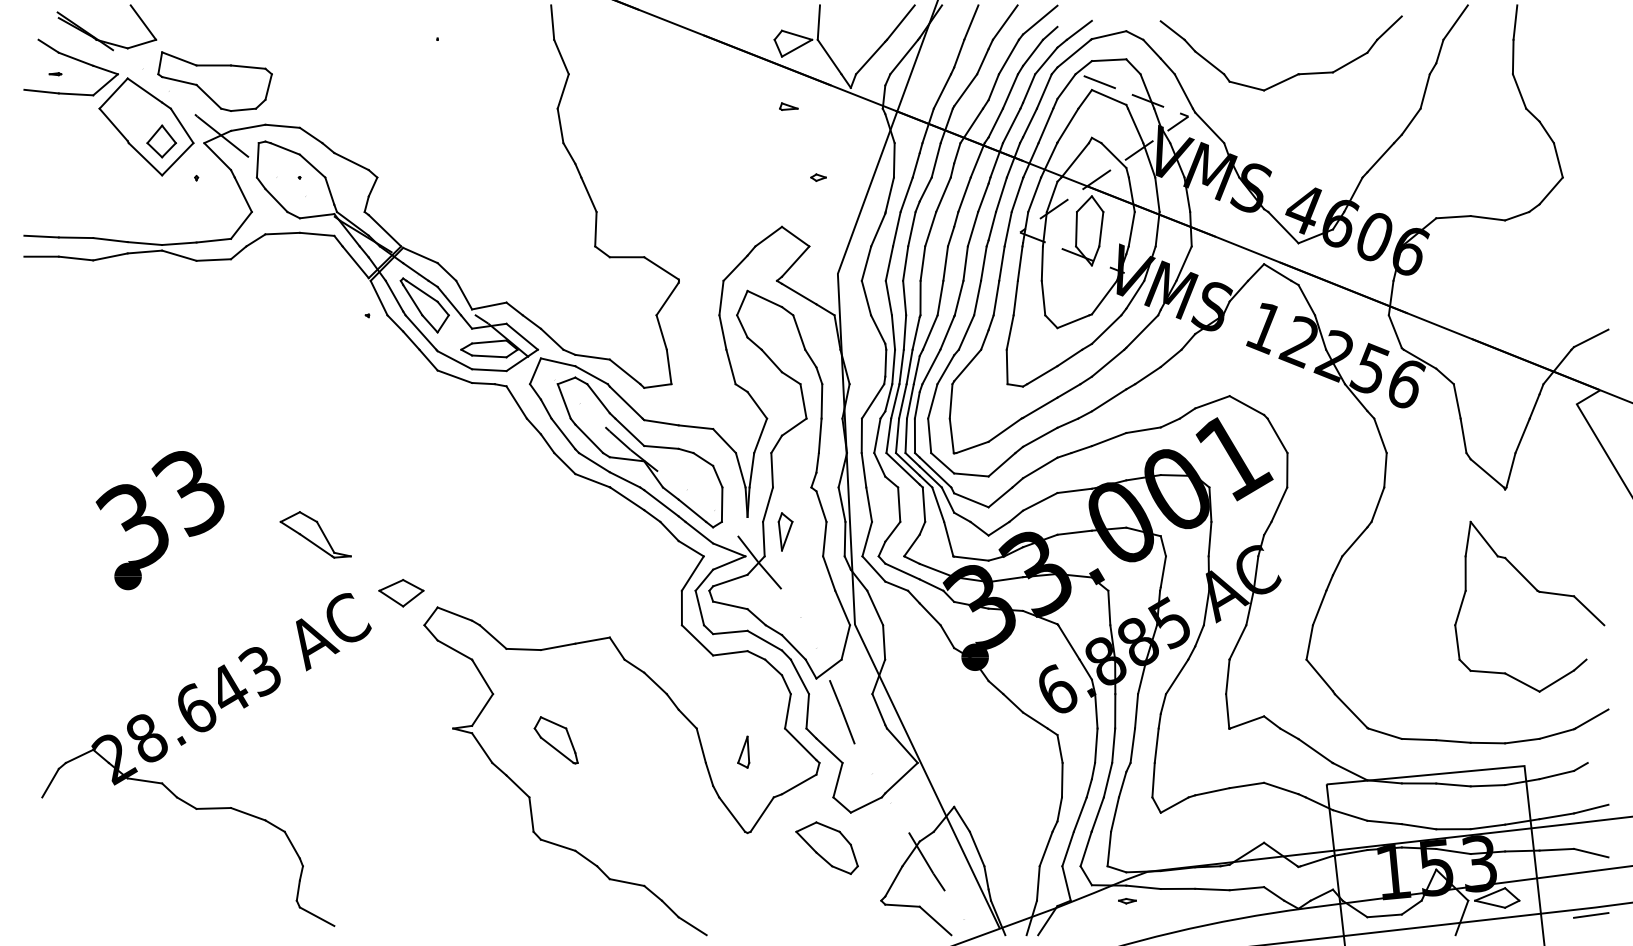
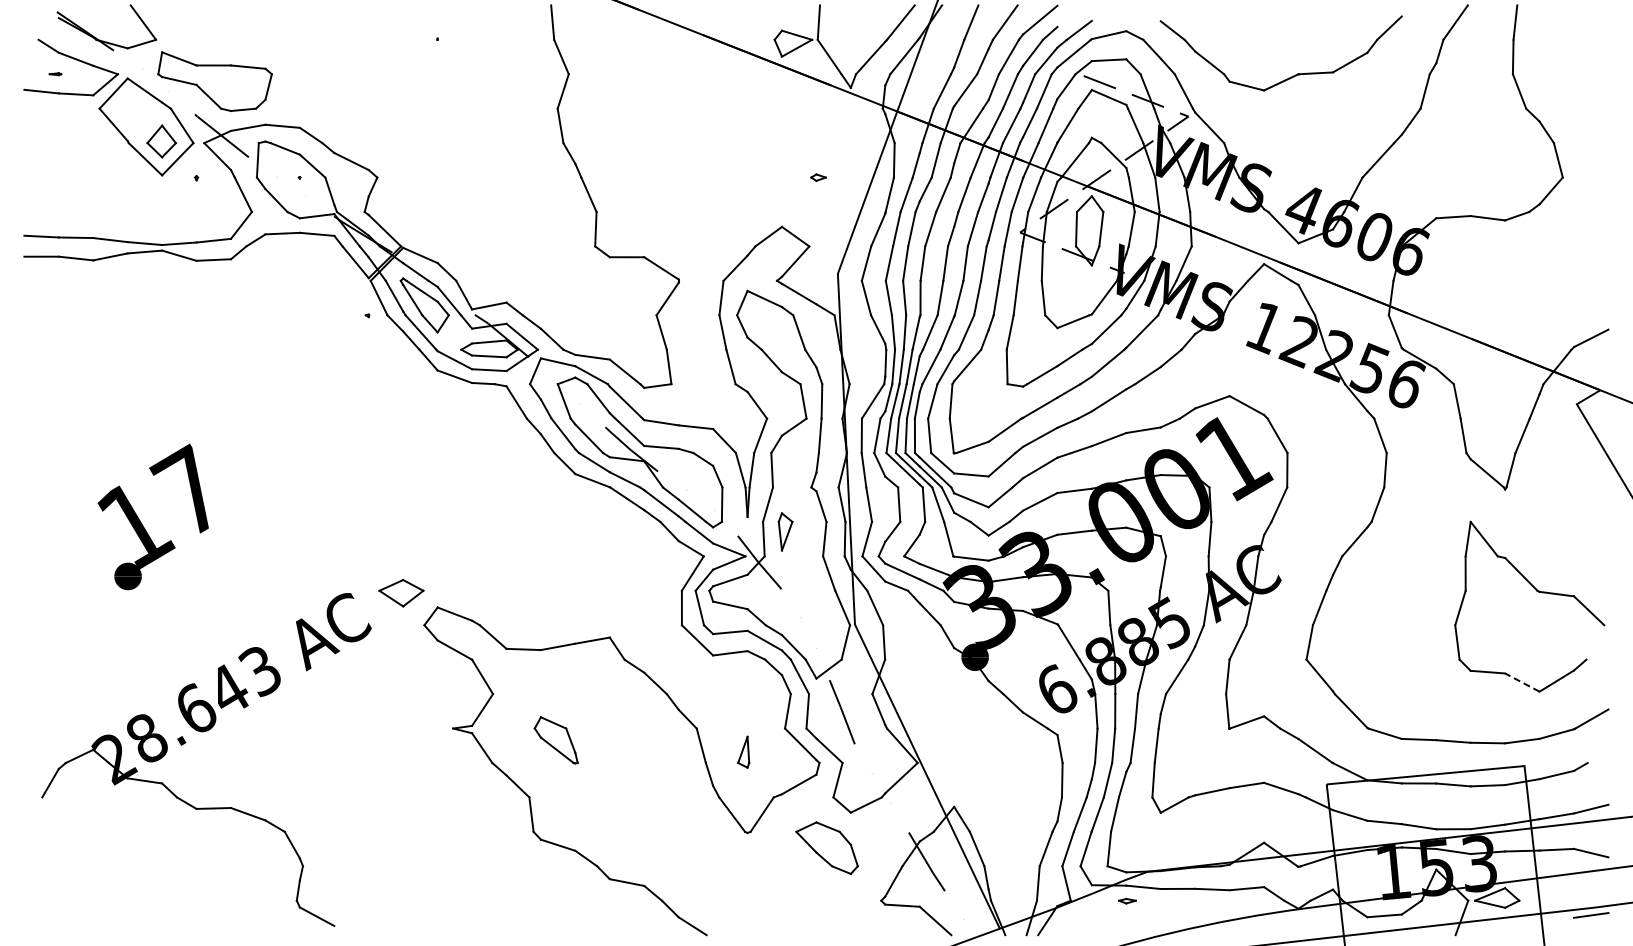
part: present -> none (788, 106)
text: 33 -> 17 (159, 506)
part: present -> none (315, 534)
line: solid -> dashed (1521, 682)
